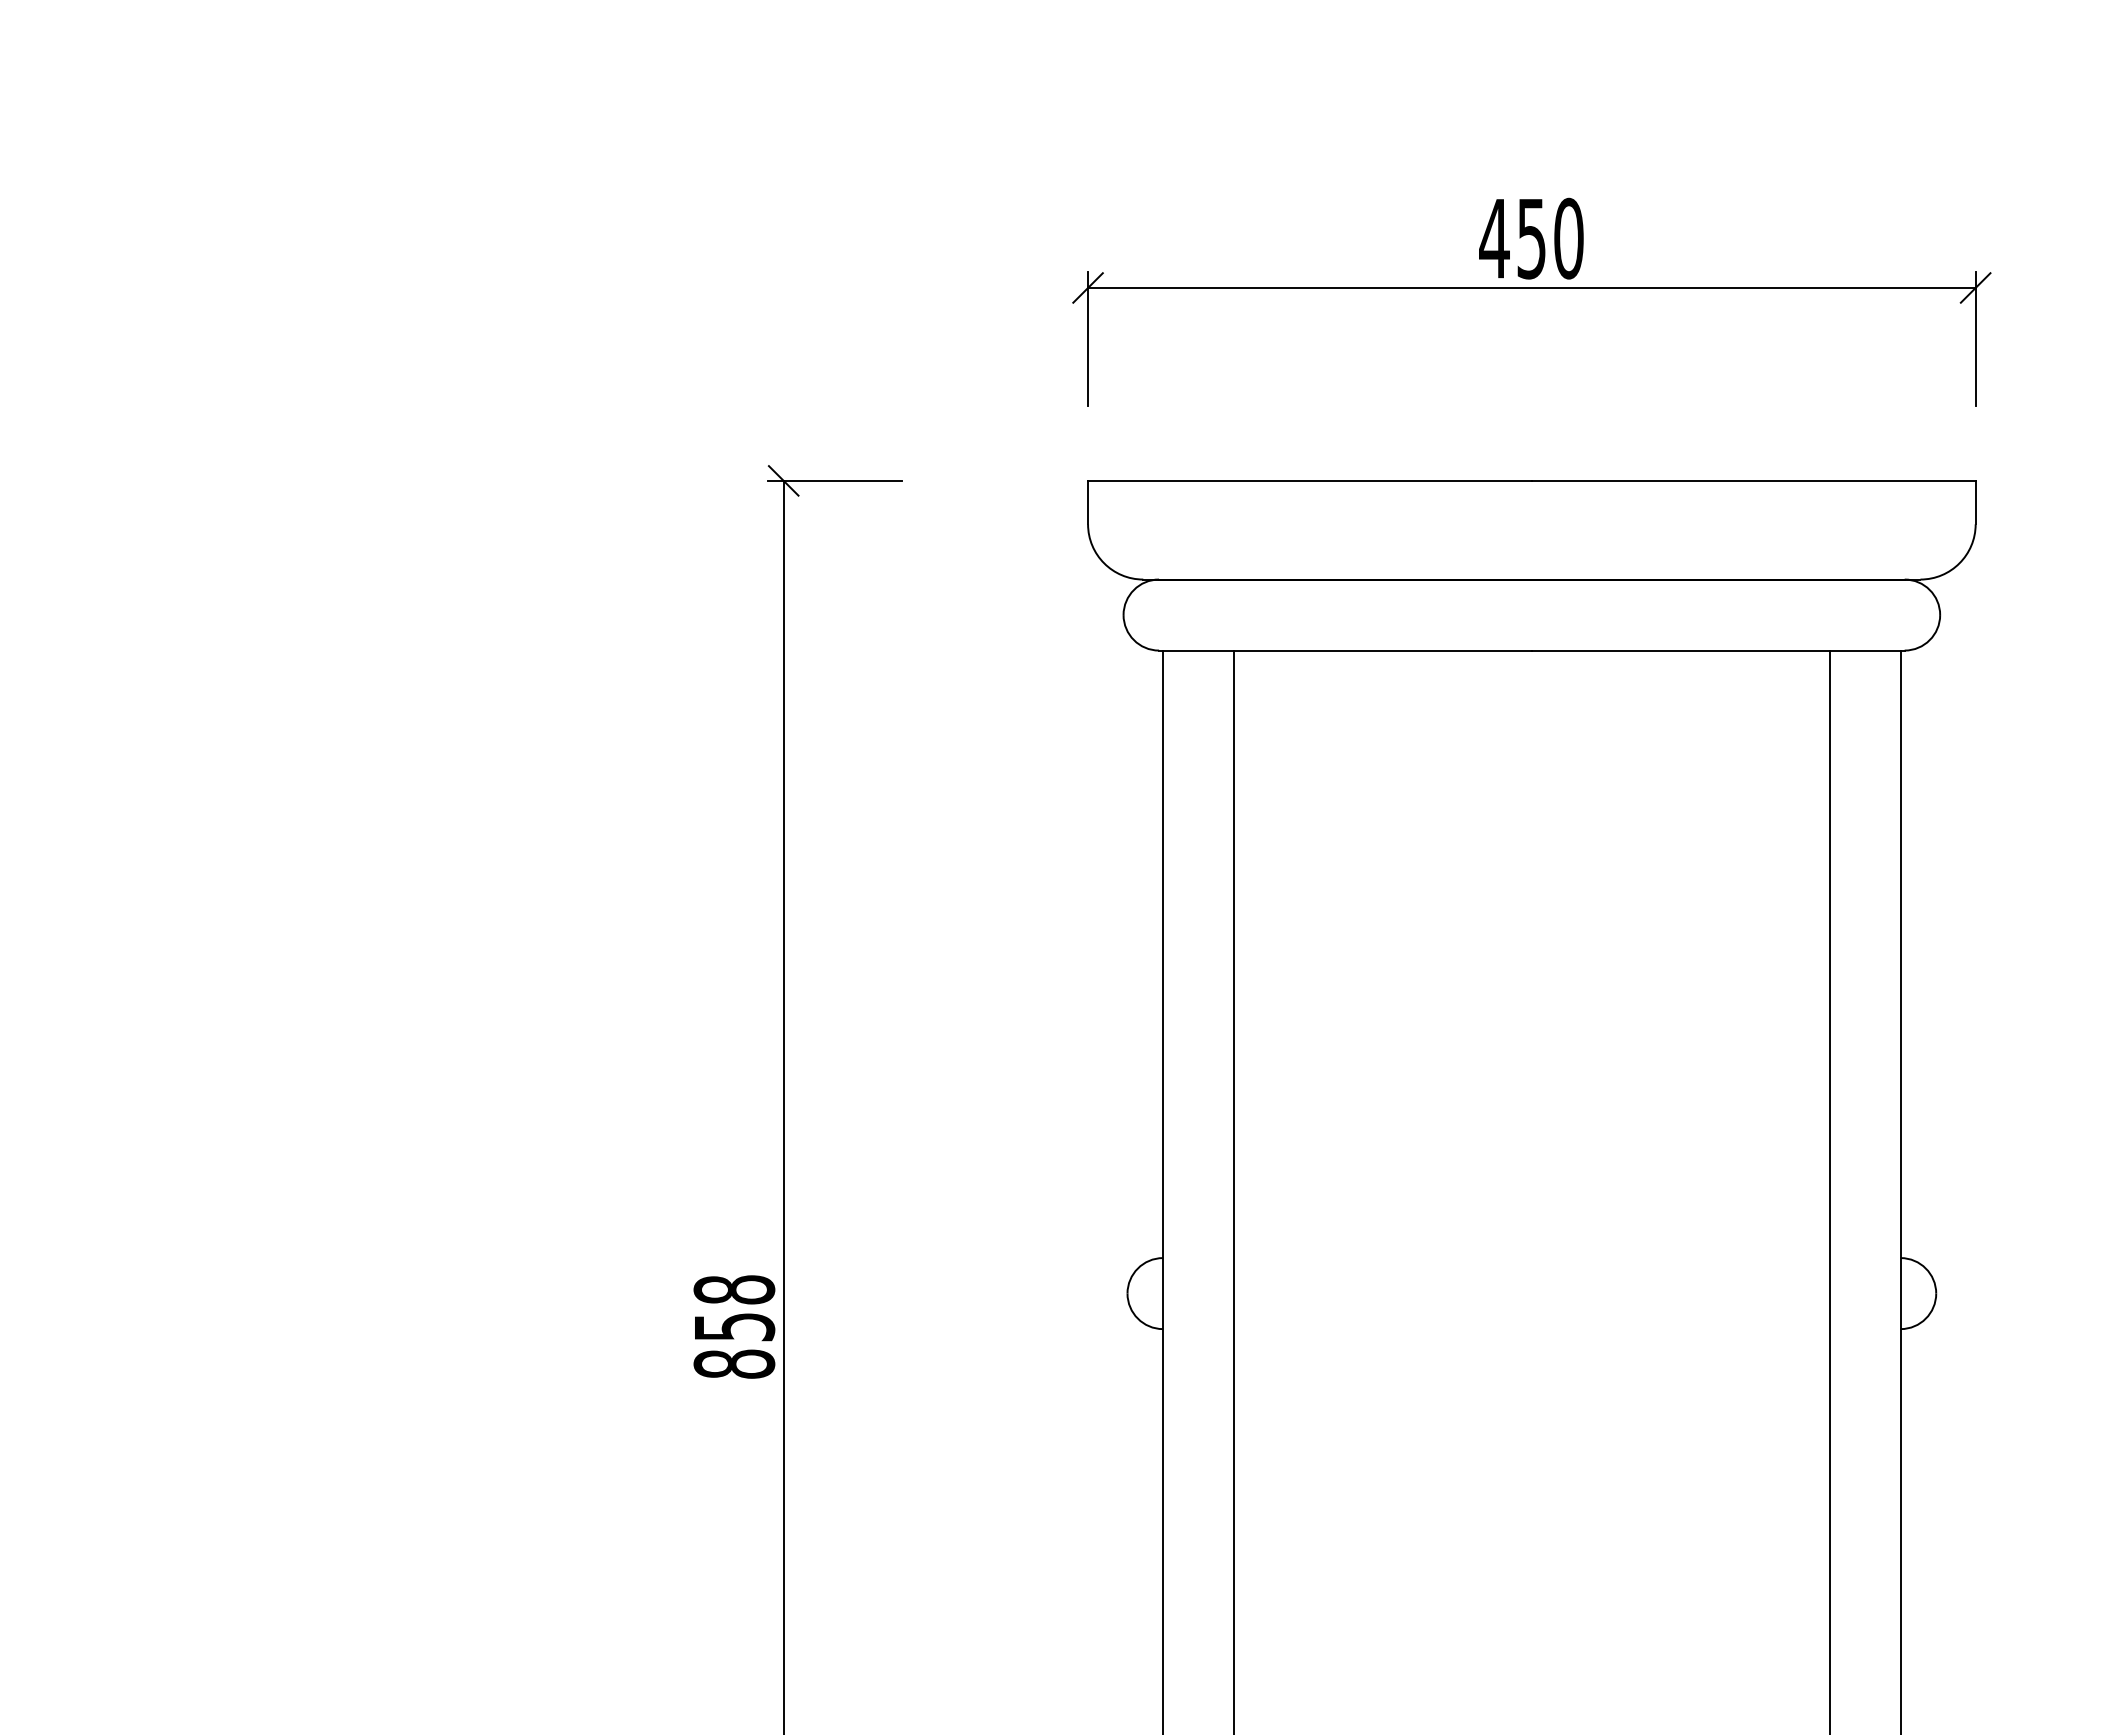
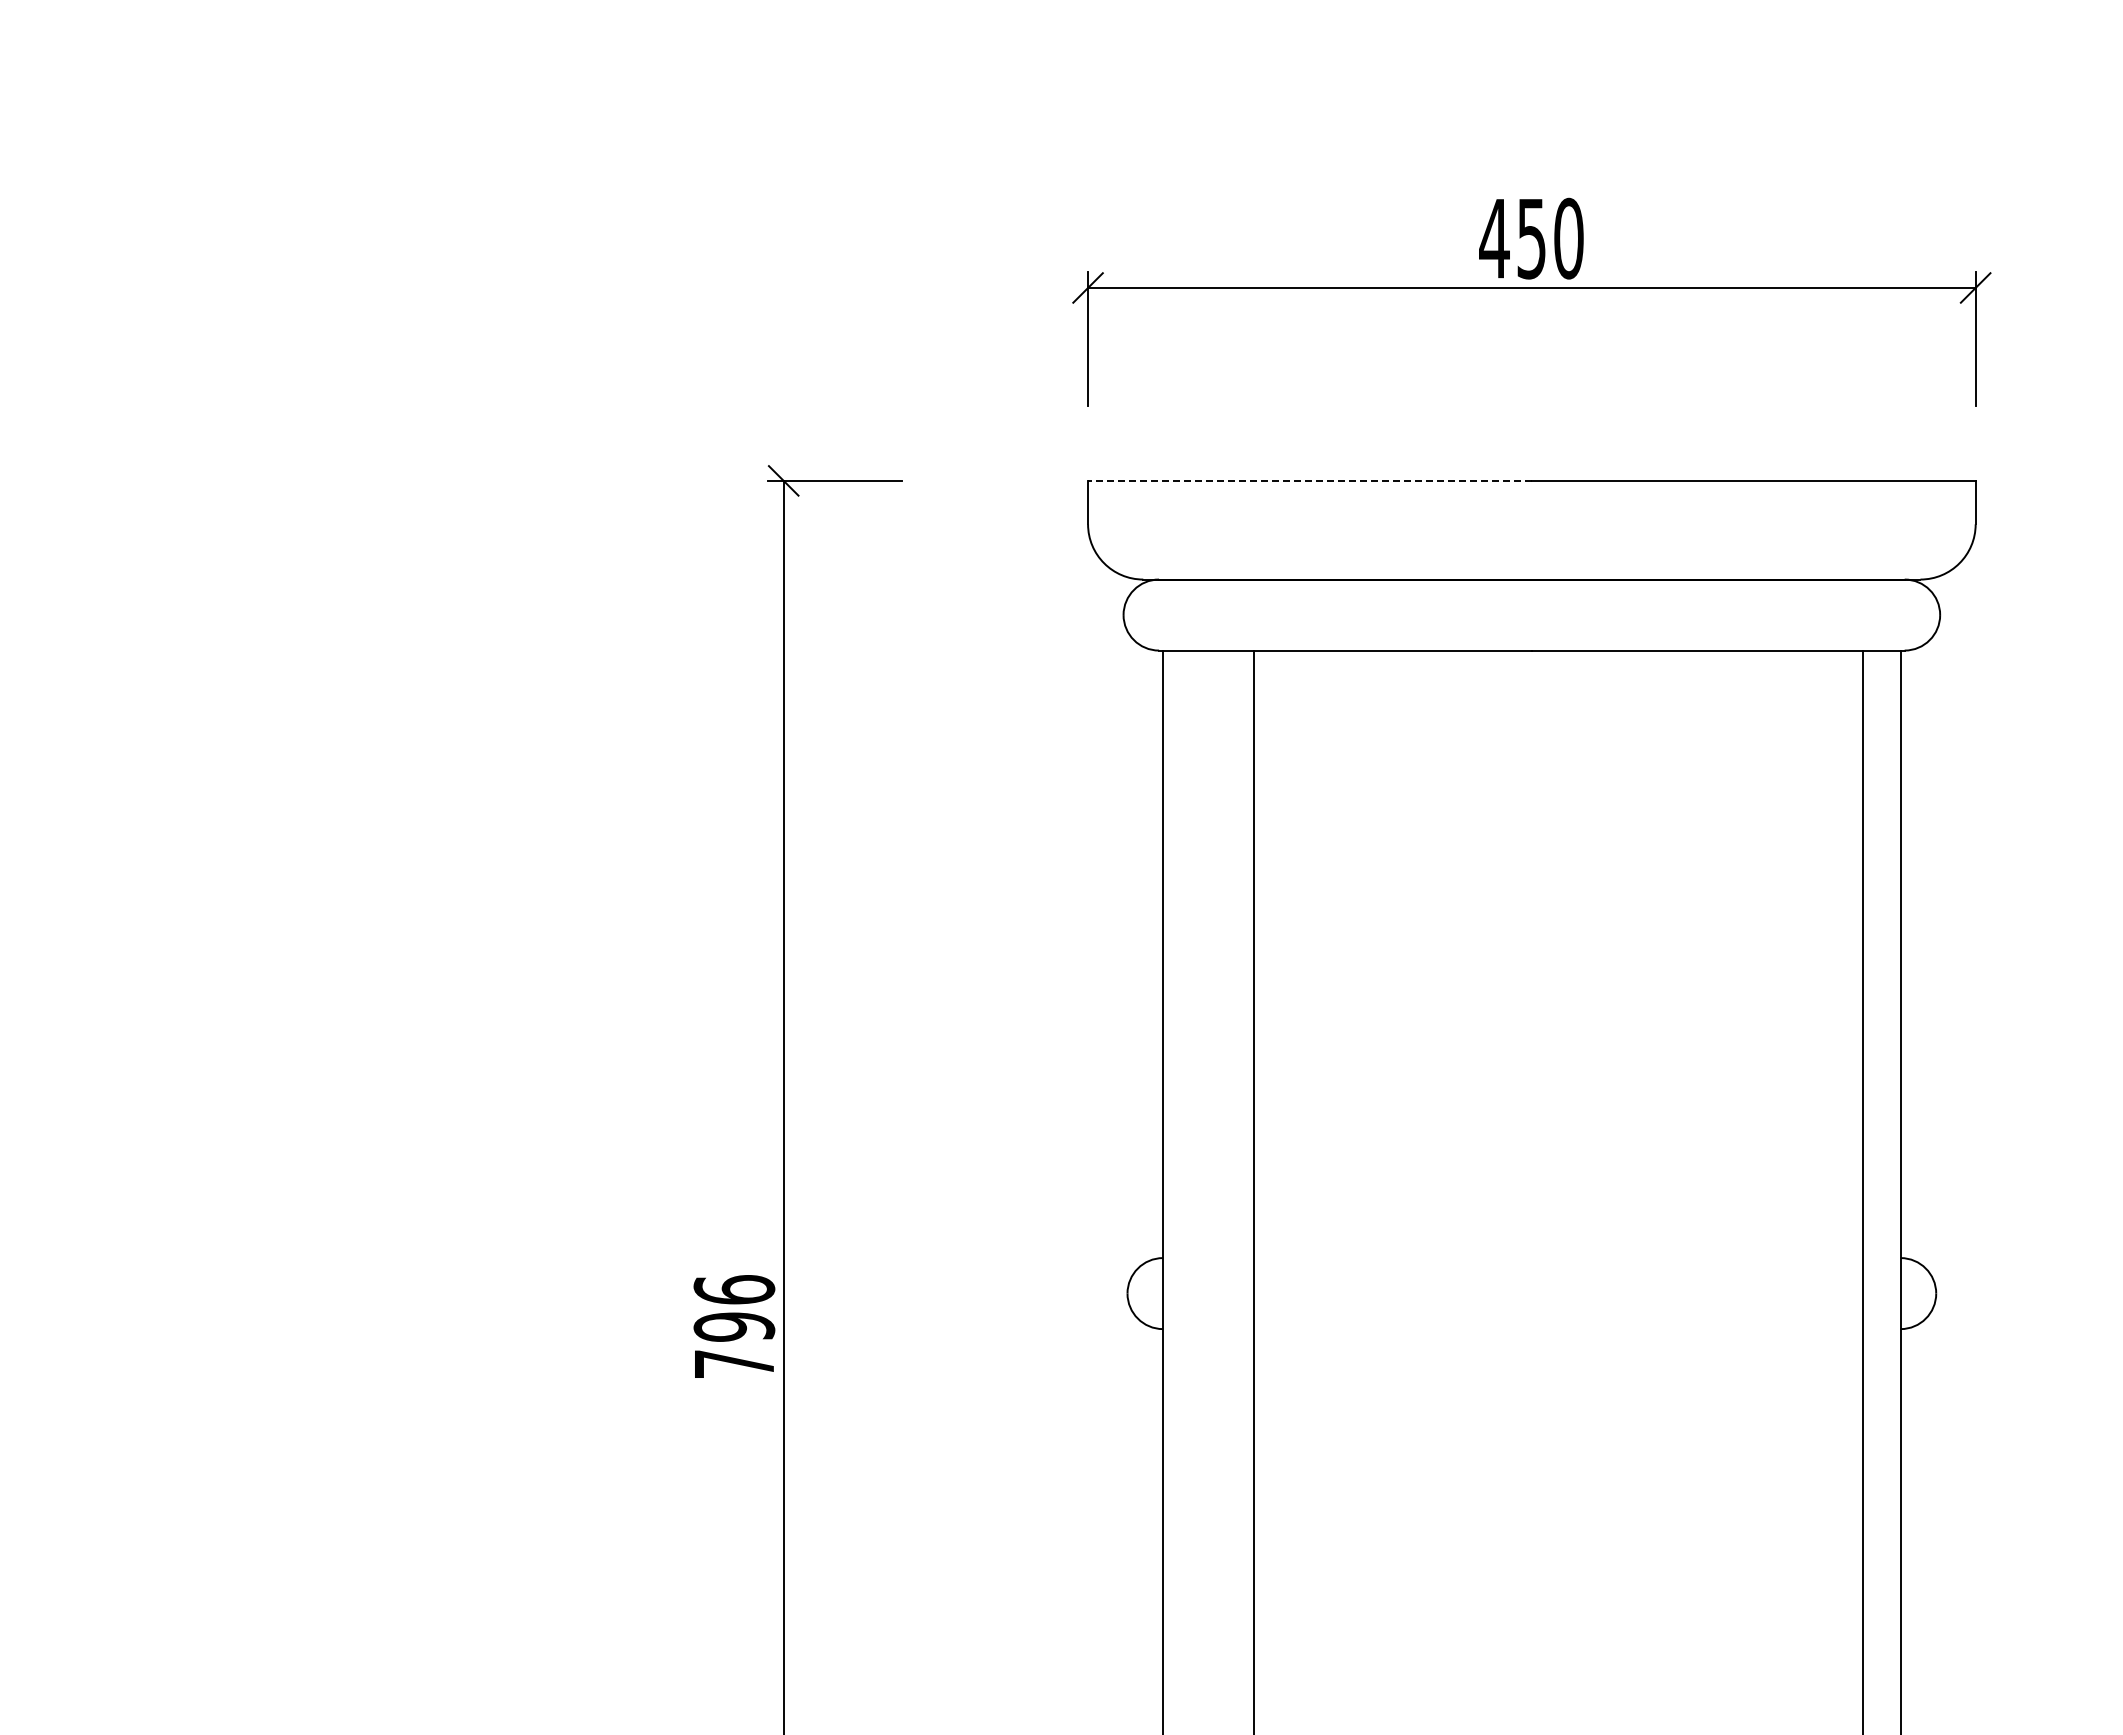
line: solid -> dashed (1309, 480)
line position: (1234, 1190) -> (1254, 1190) (1254, 1190)
line position: (1829, 1190) -> (1862, 1190) (1862, 1190)
text: 858 -> 796 (734, 1326)
